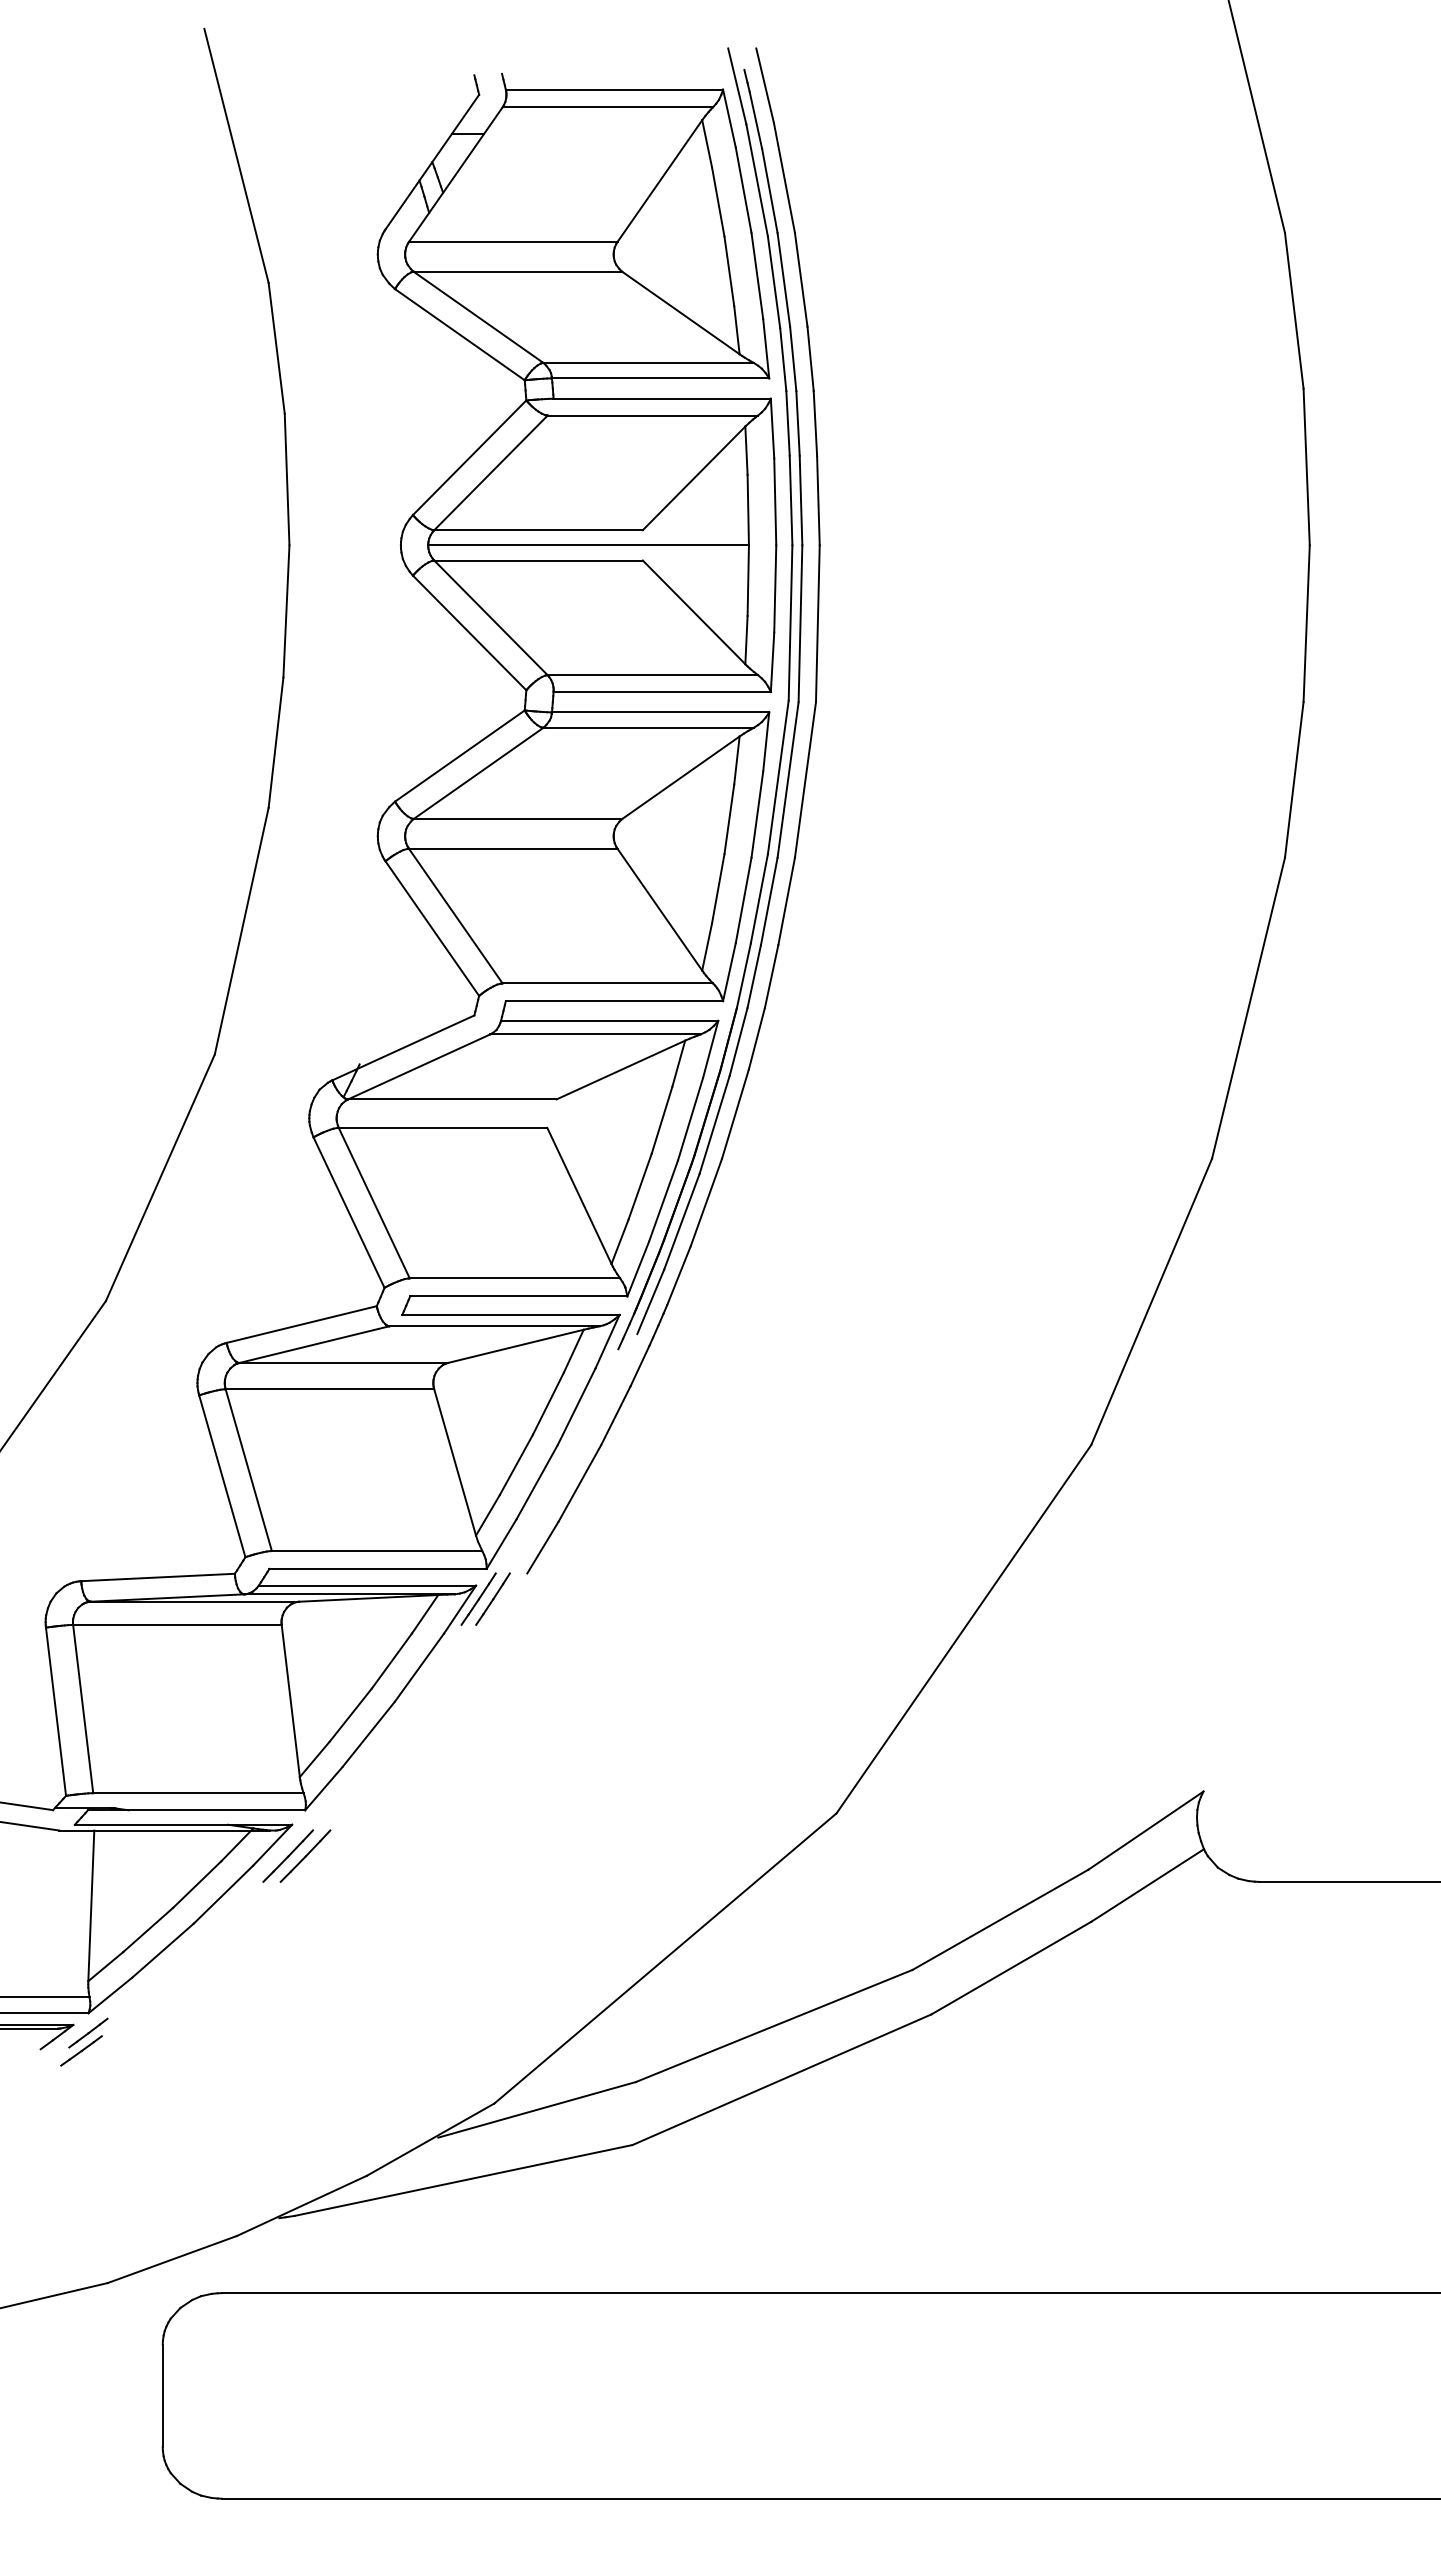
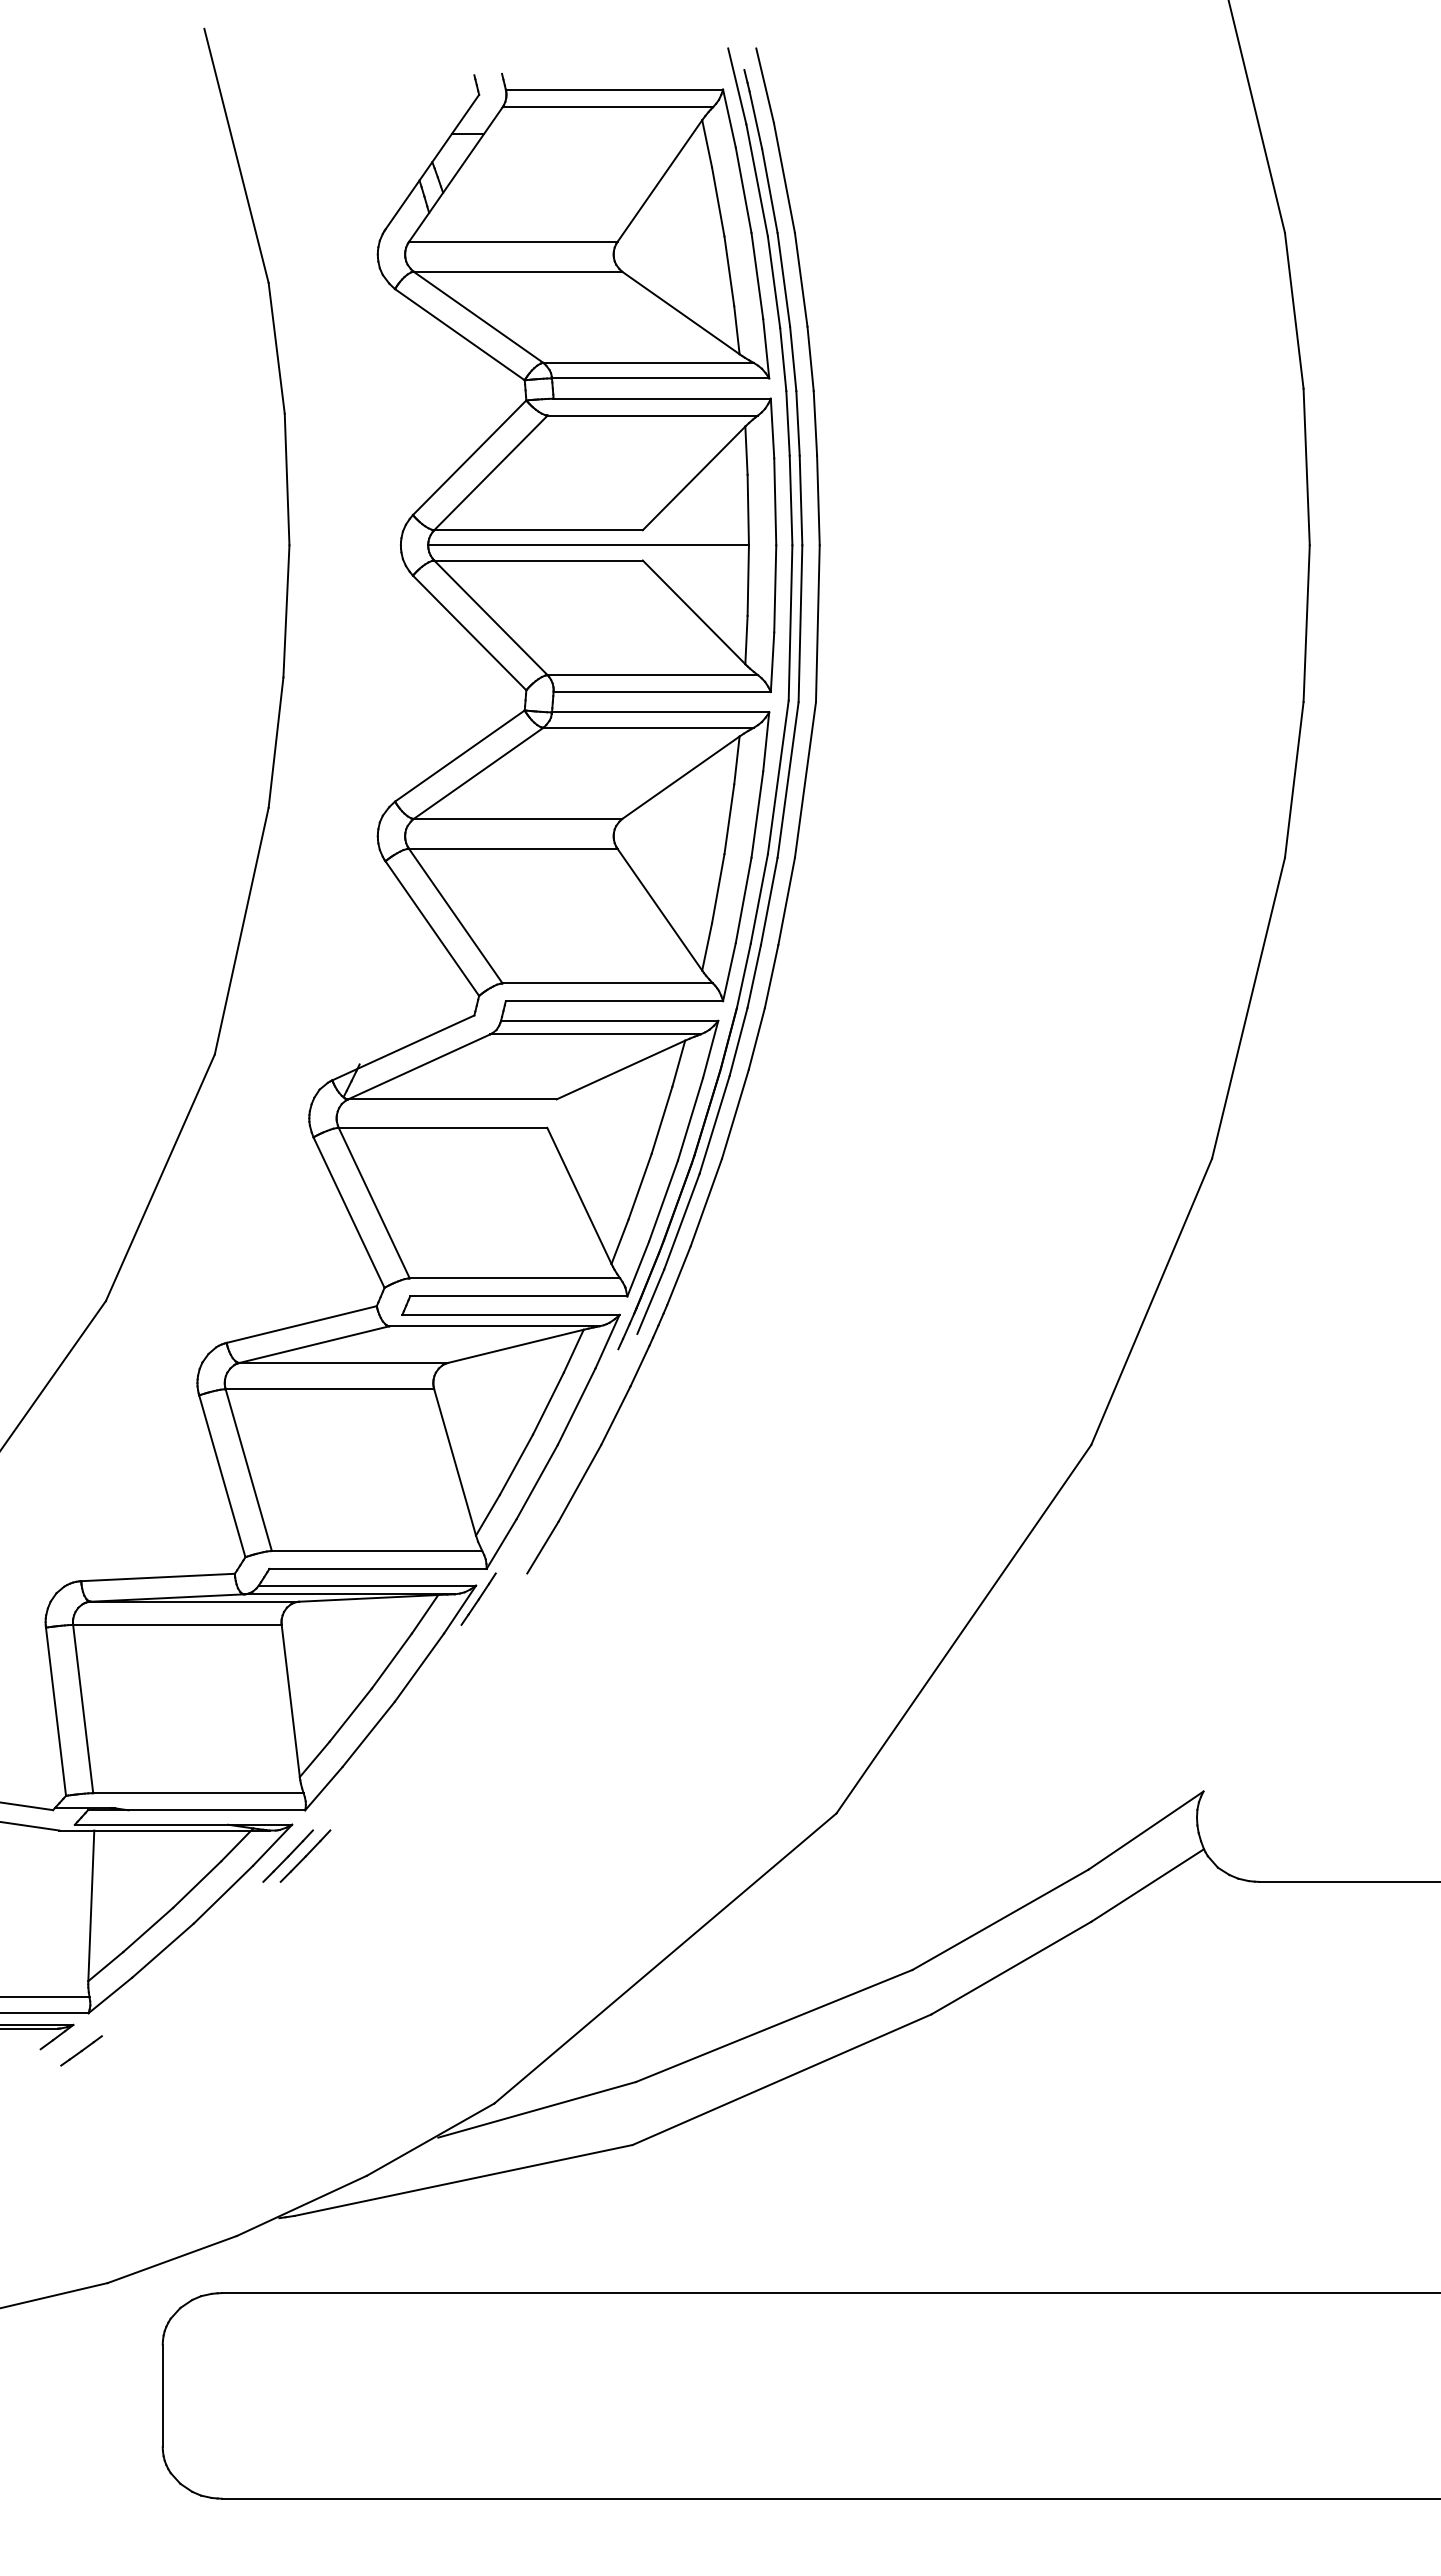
line: present -> none (492, 1598)
line: present -> none (88, 2032)
